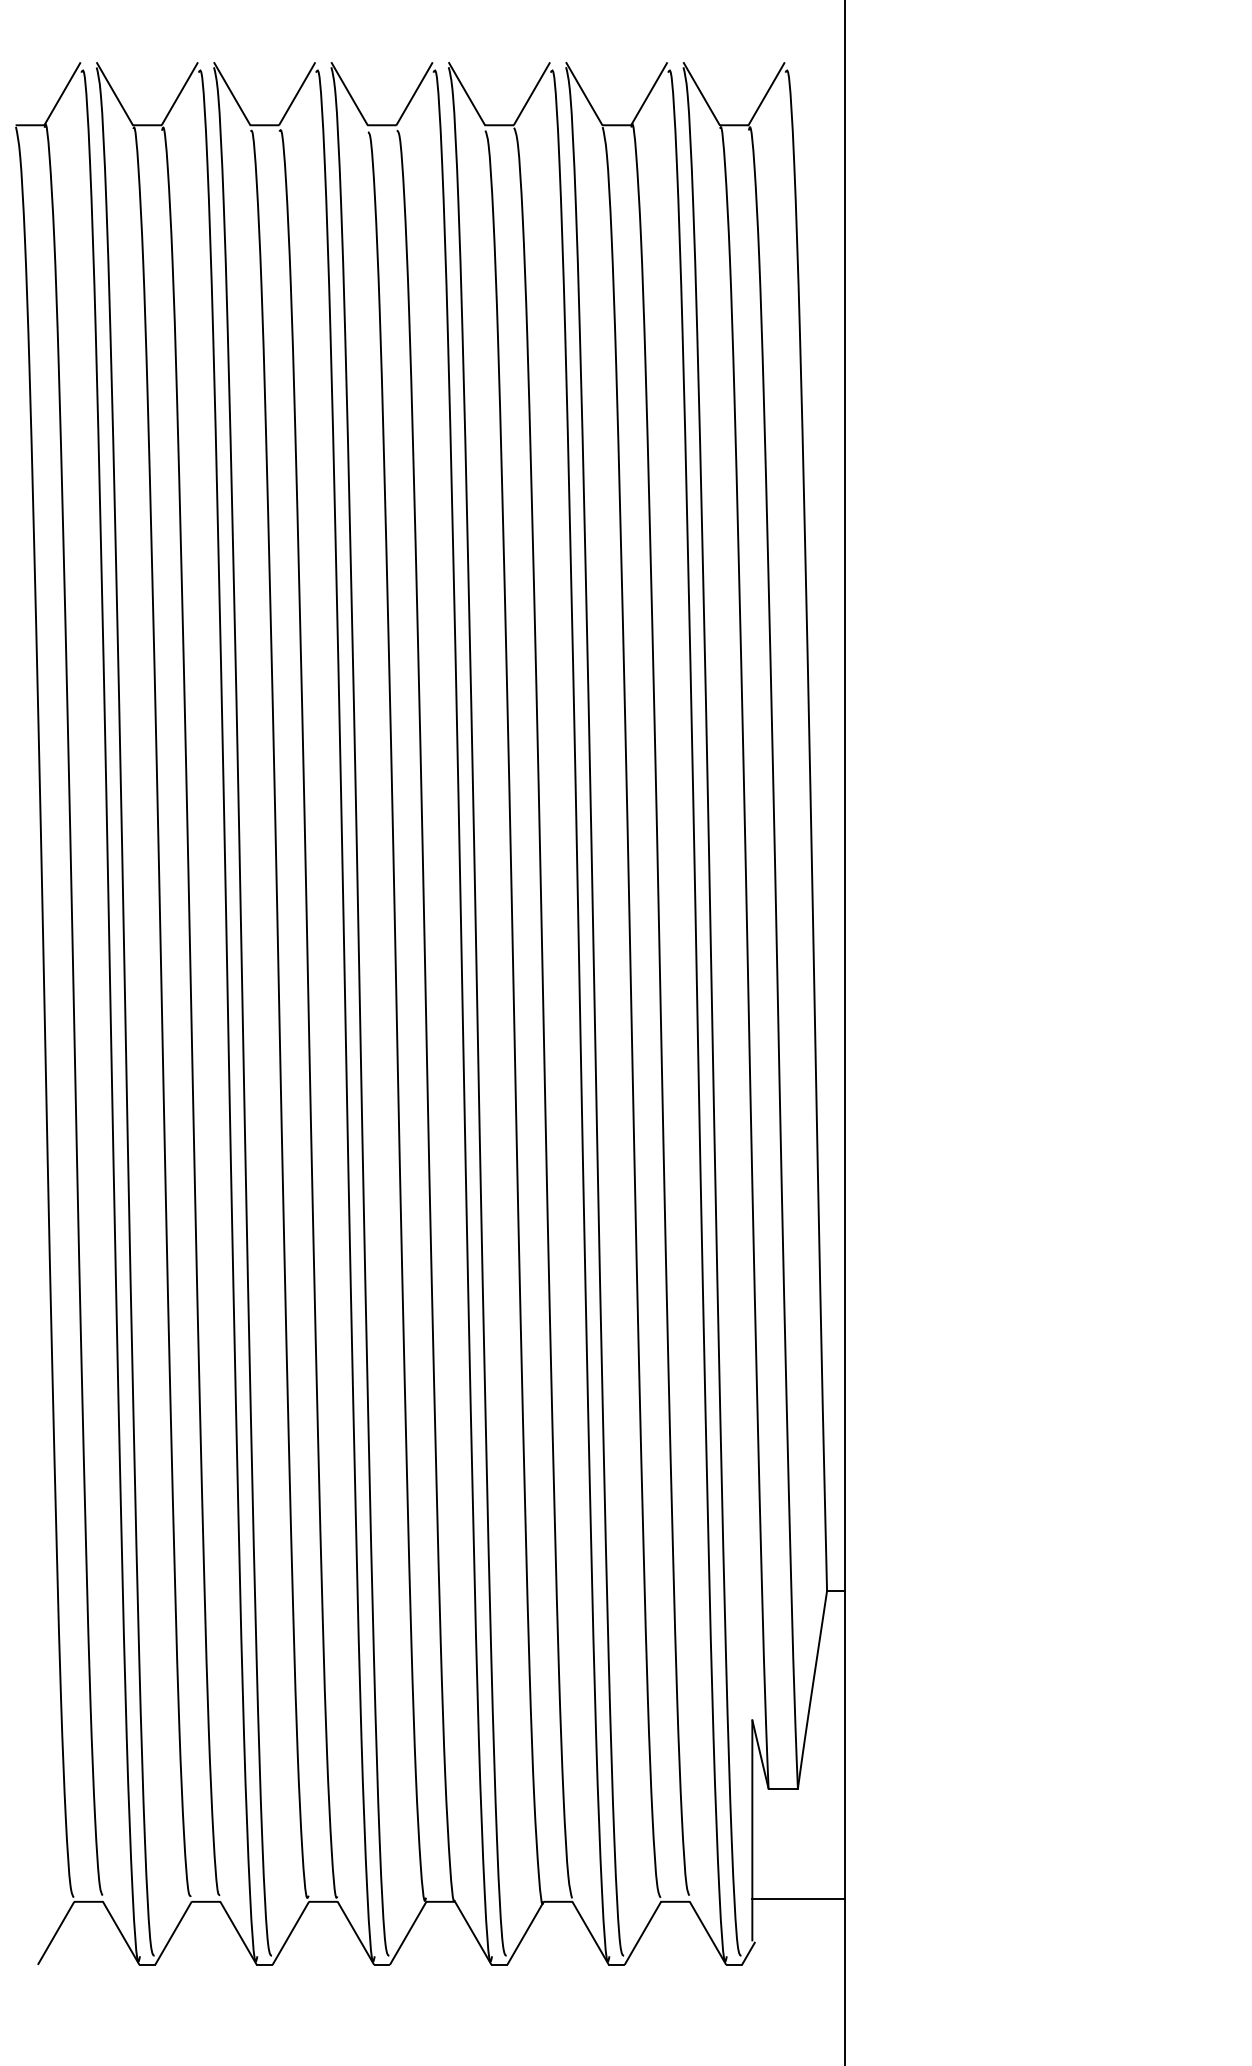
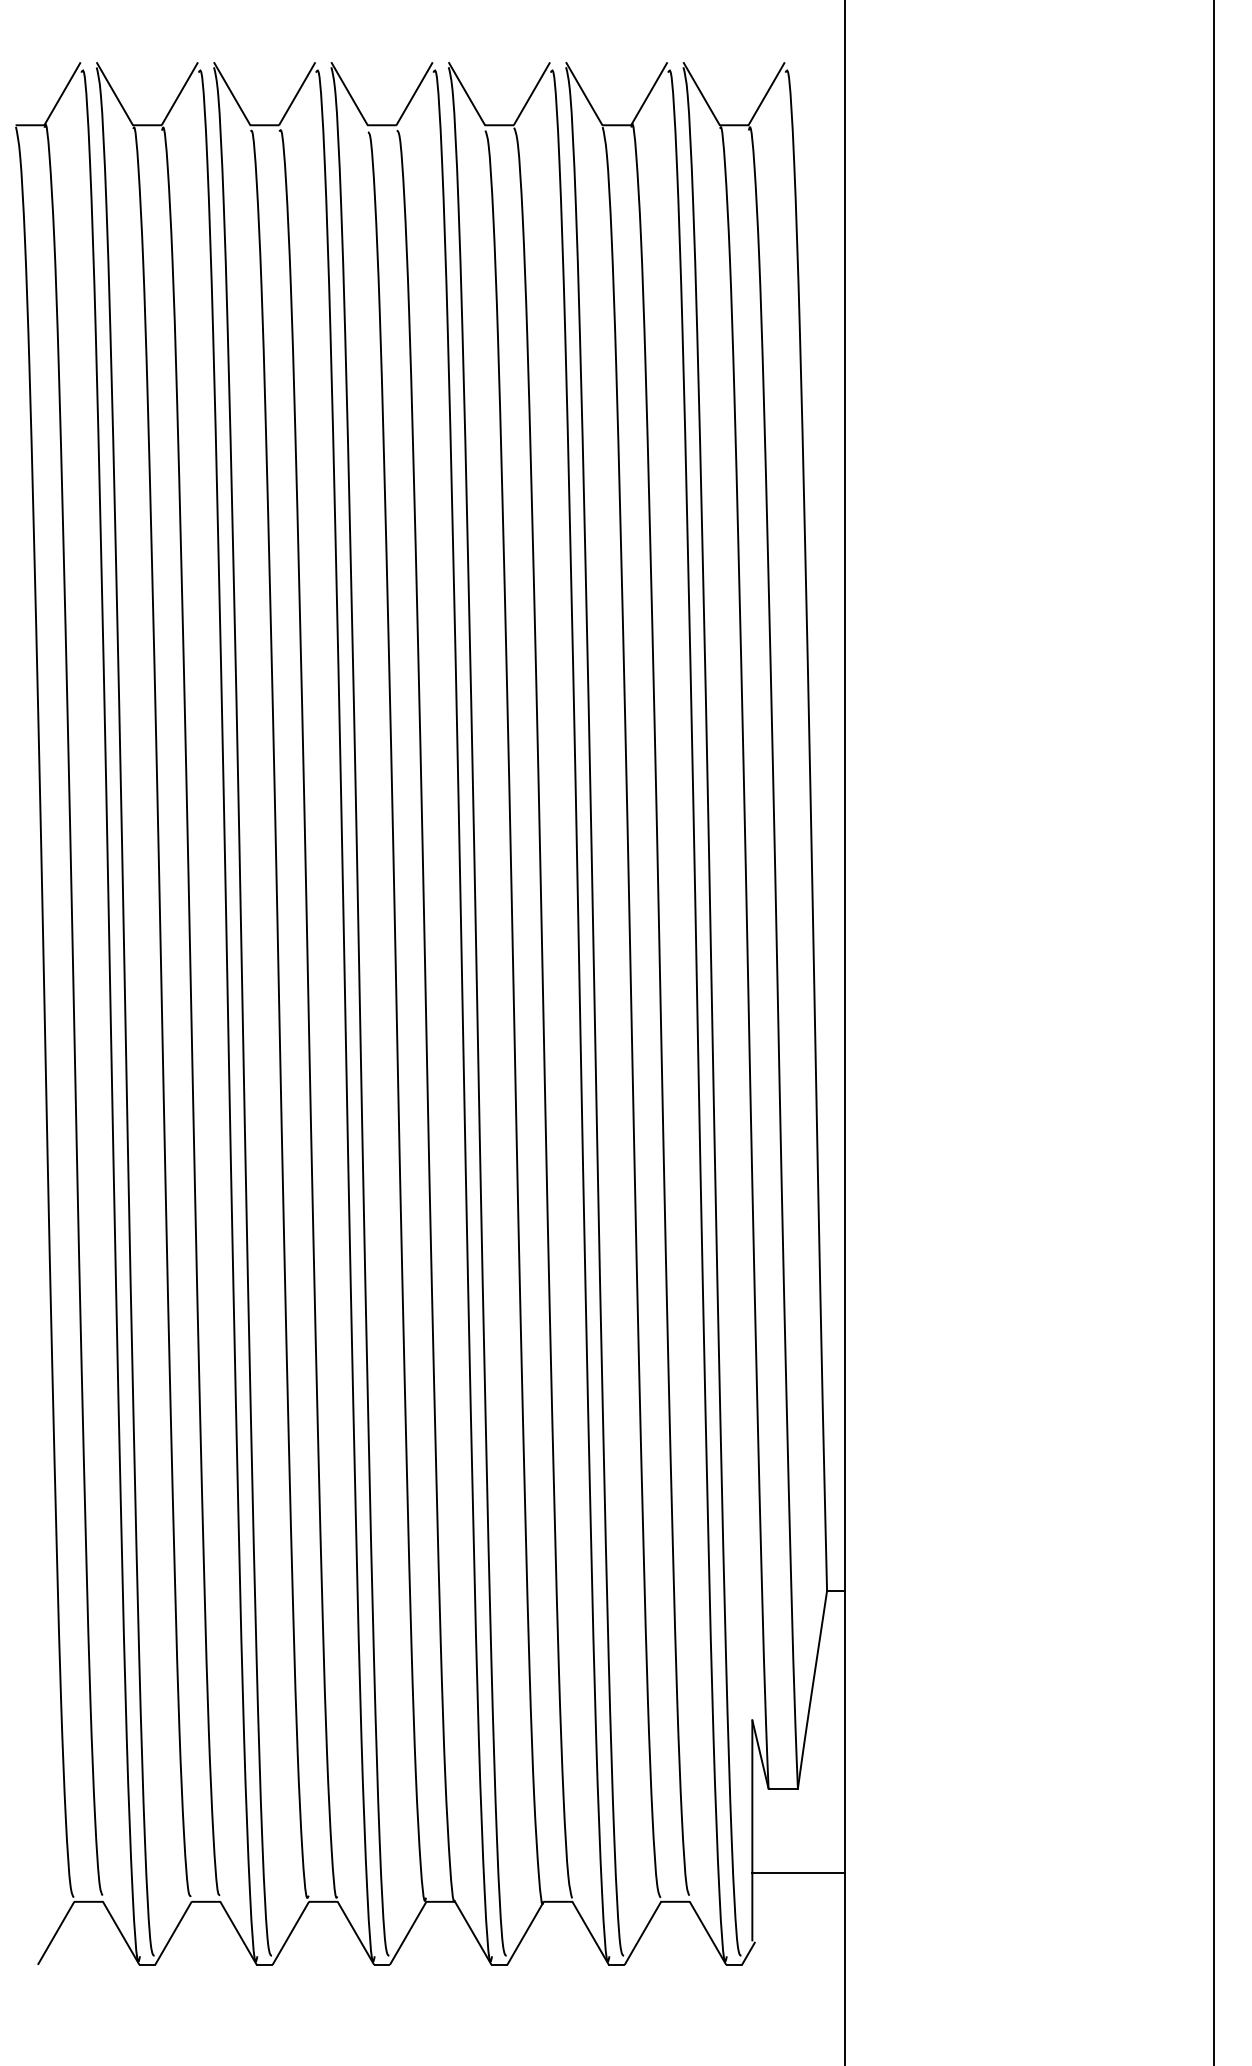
line: none -> present (1214, 1032)
line position: (798, 1899) -> (798, 1873) (798, 1873)
